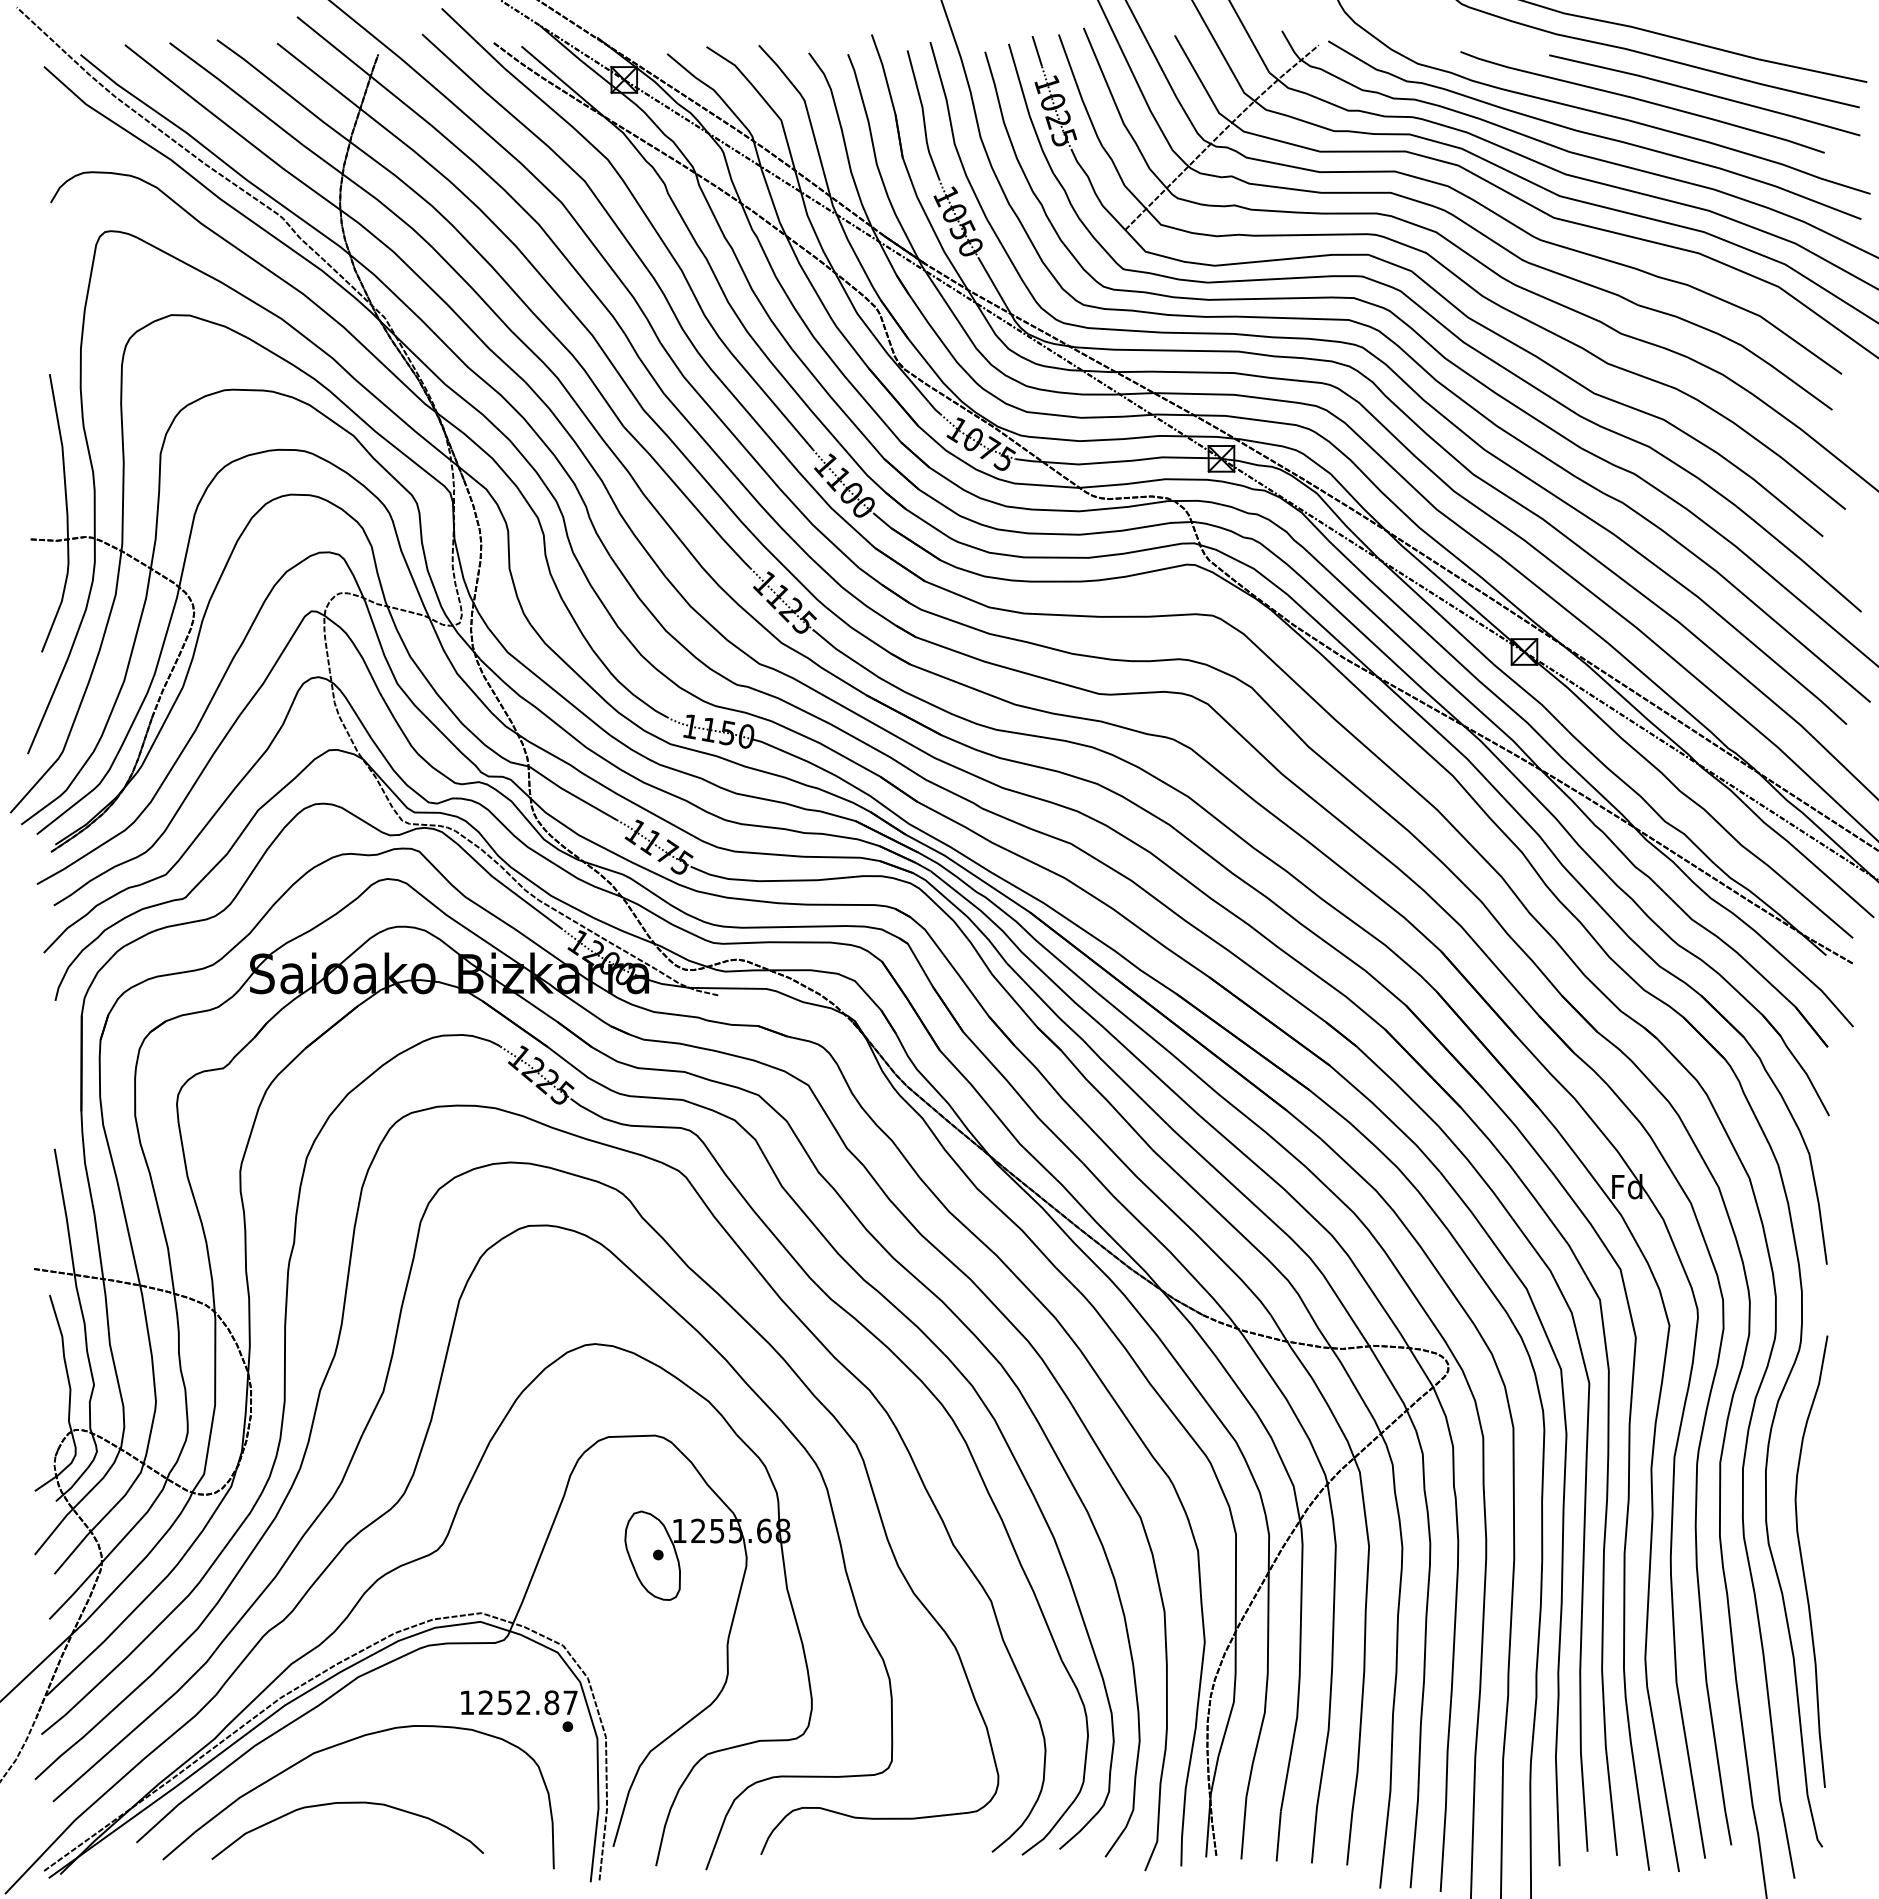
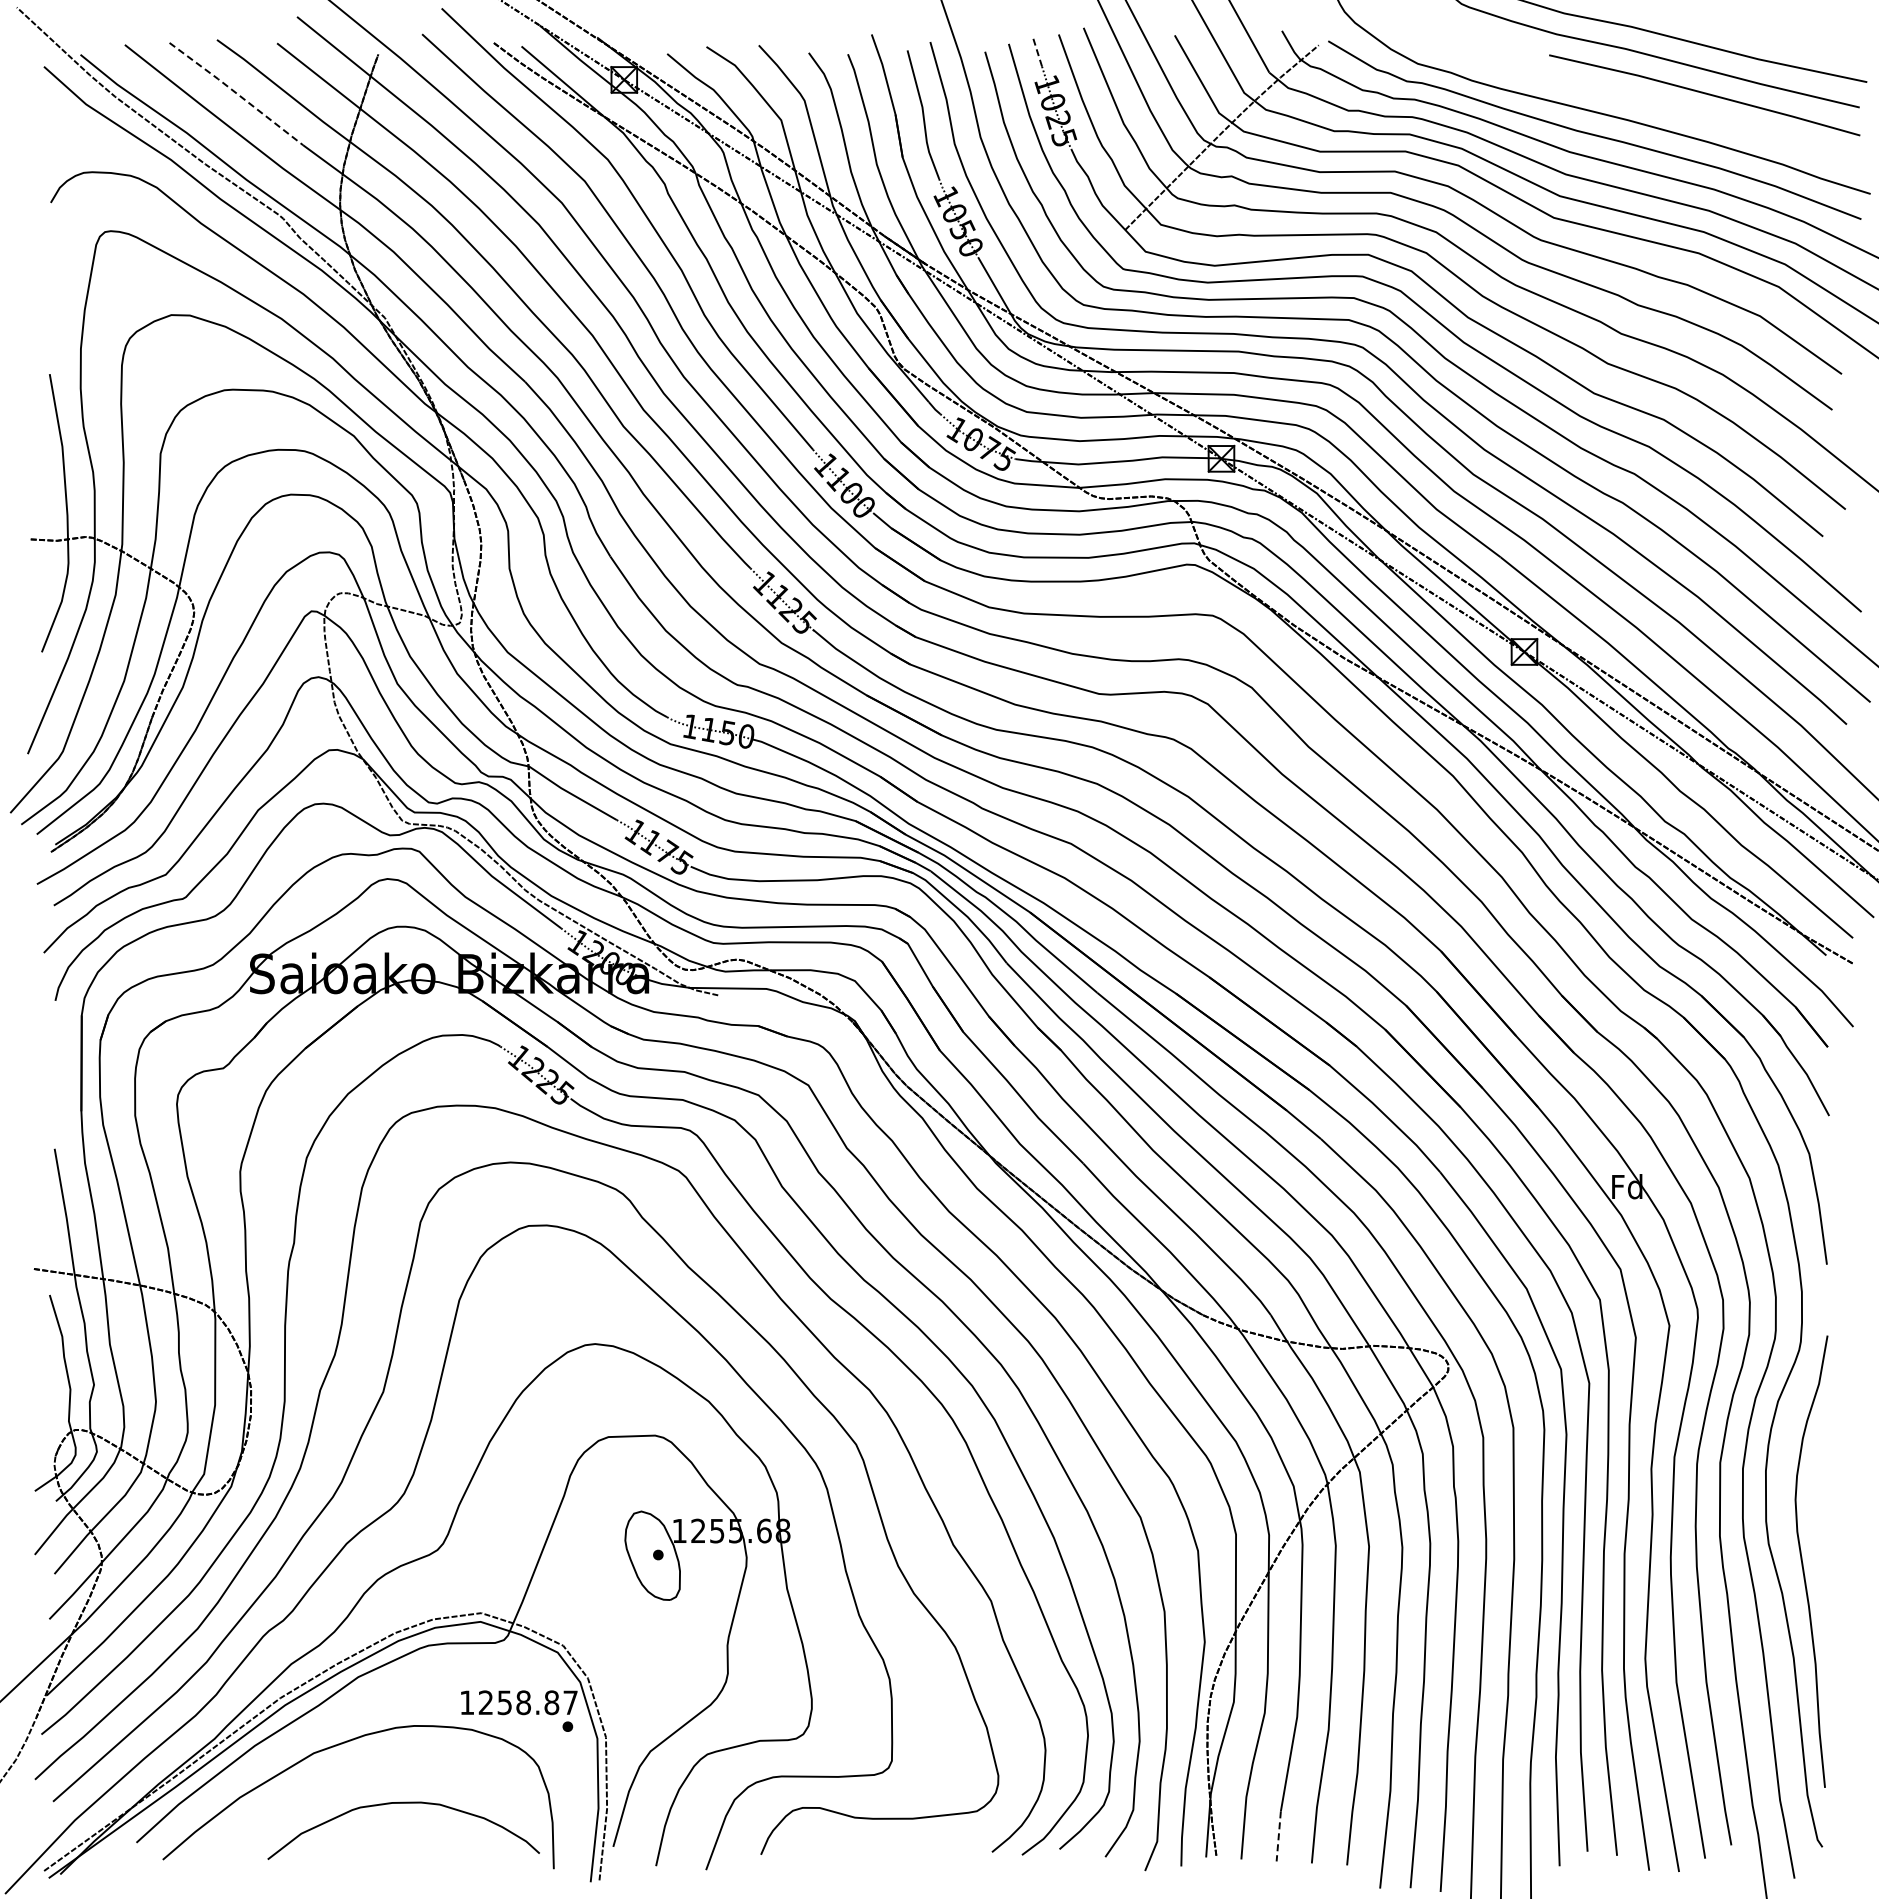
line: solid -> dashed (1037, 51)
line: solid -> dashed (236, 93)
curve: present -> none (1642, 101)
text: 1252.87 -> 1258.87 (523, 1702)
curve position: (347, 1803) -> (403, 1803) (403, 1803)
line: solid -> dashed (1278, 1836)
